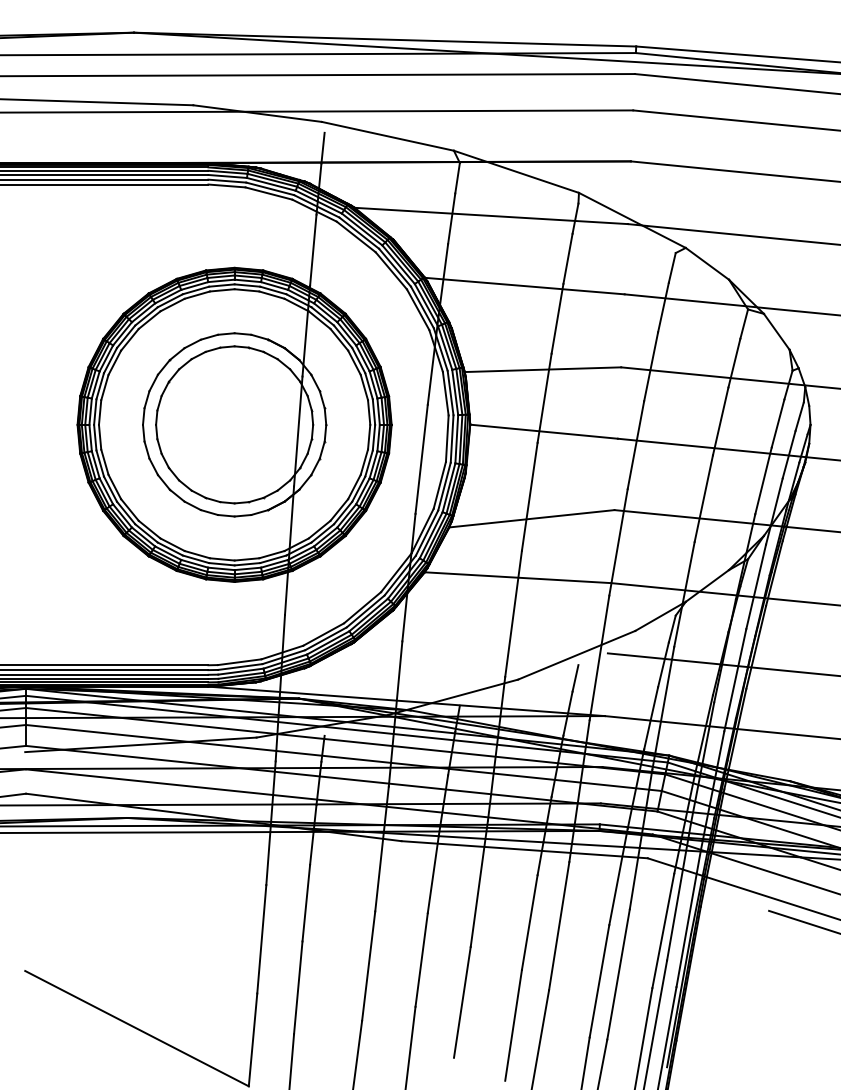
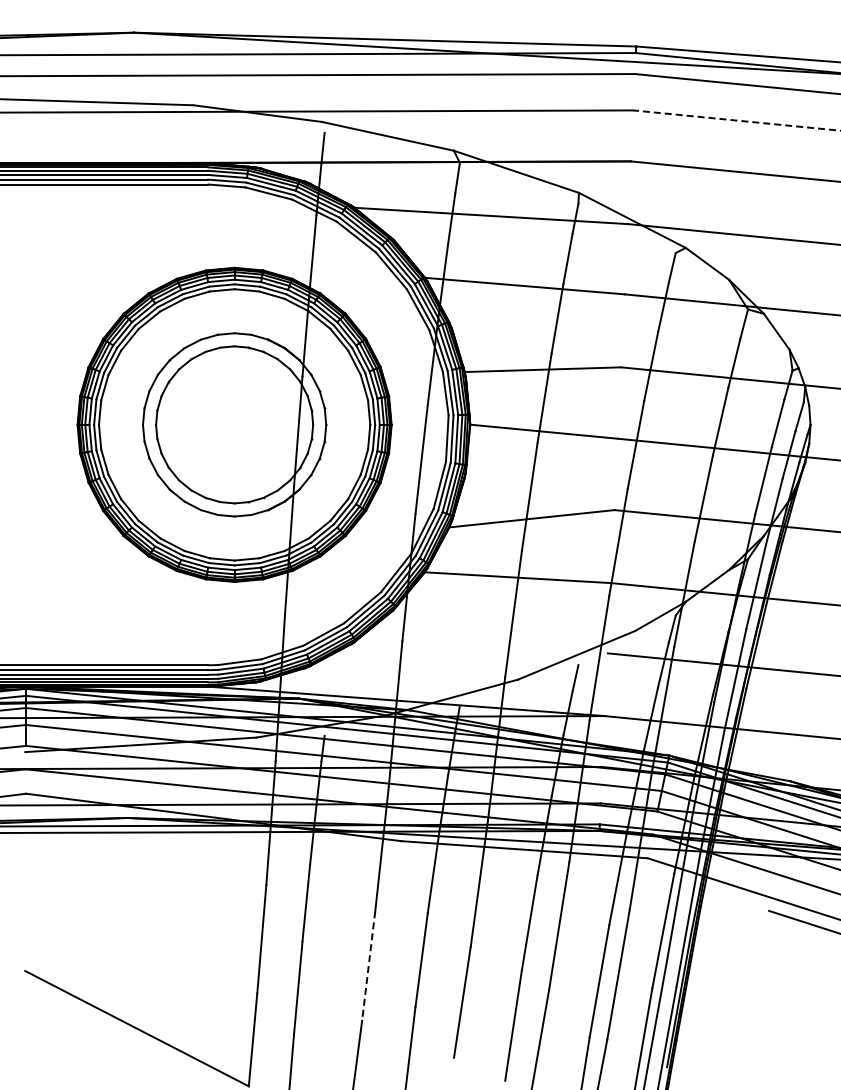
line: solid -> dashed (736, 120)
line: solid -> dashed (368, 966)
